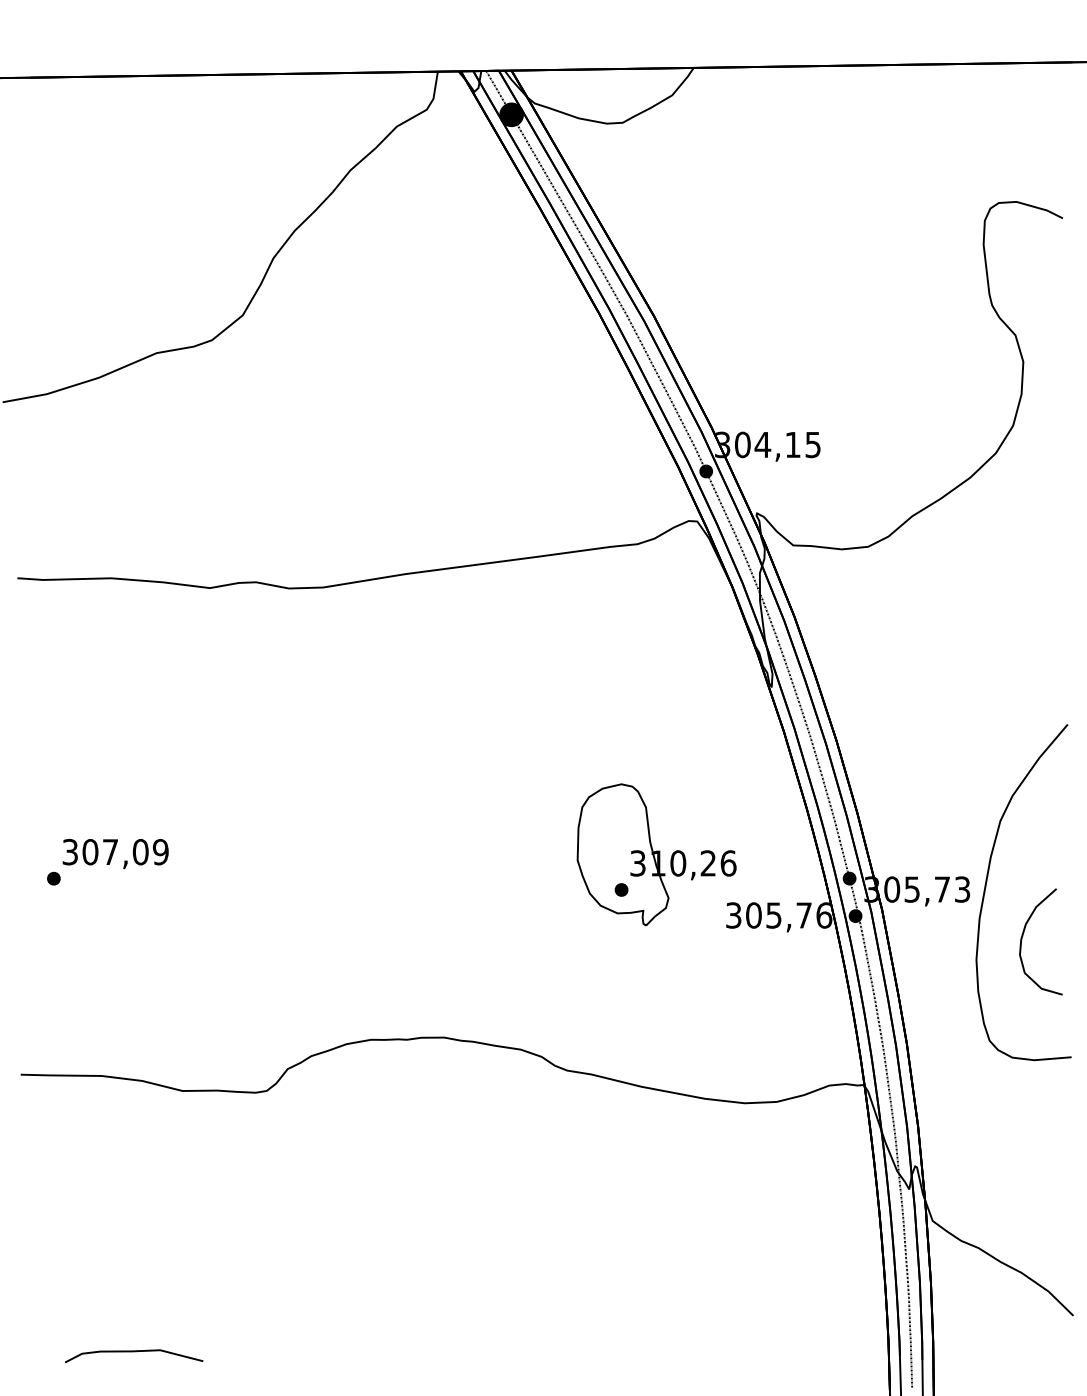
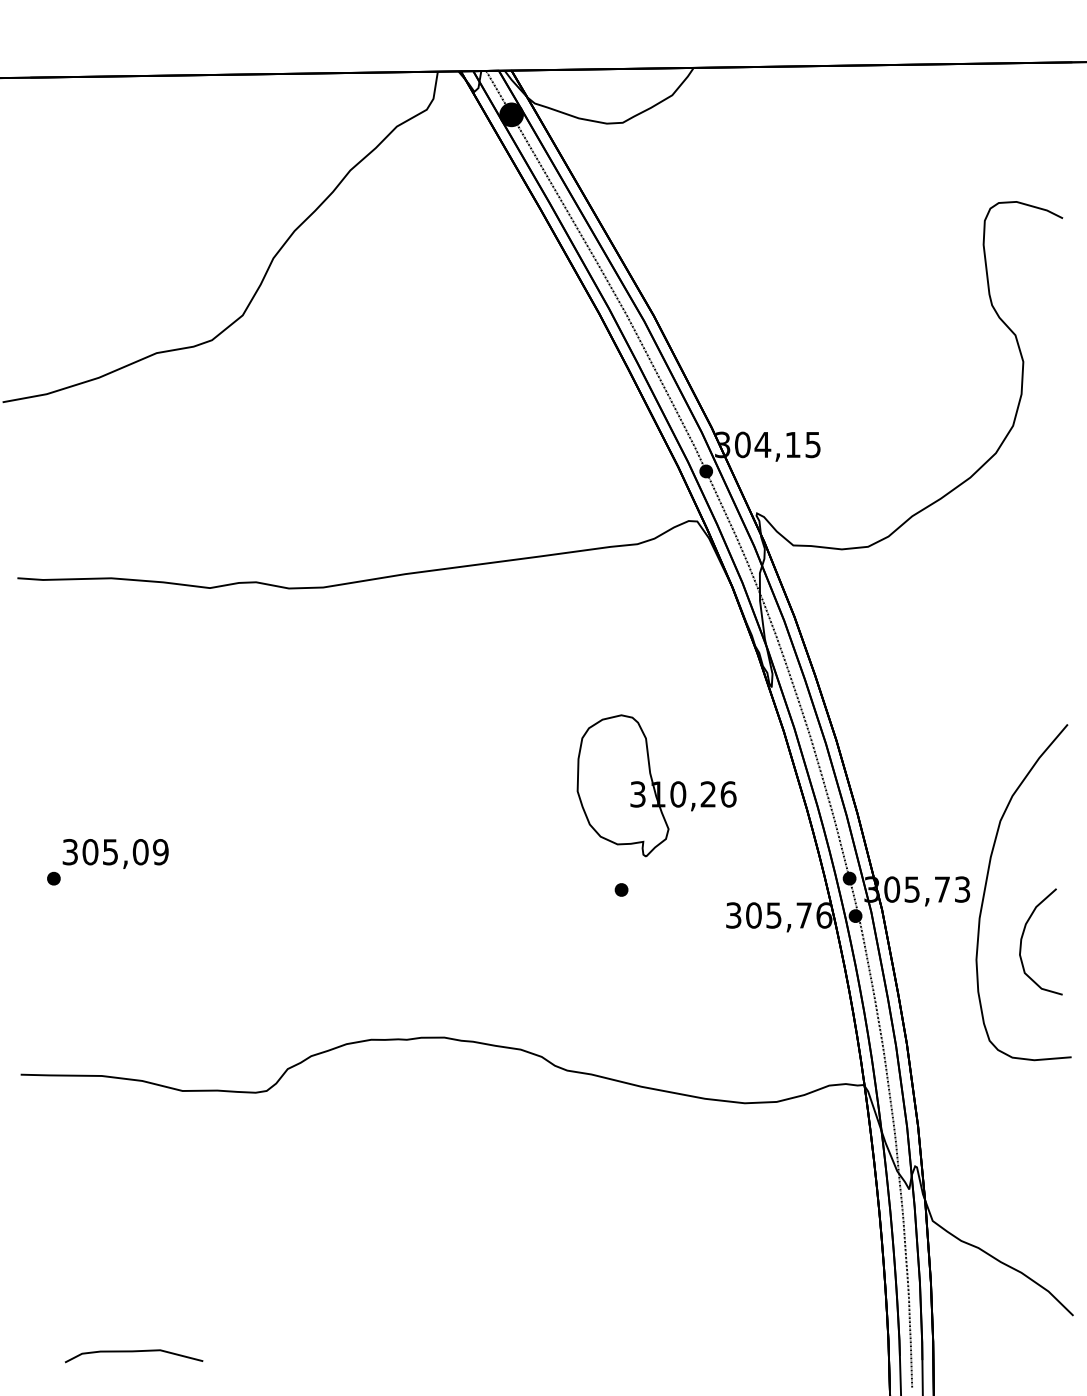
text: 307,09 -> 305,09 (110, 852)
part position: (656, 854) -> (656, 785) (656, 785)
